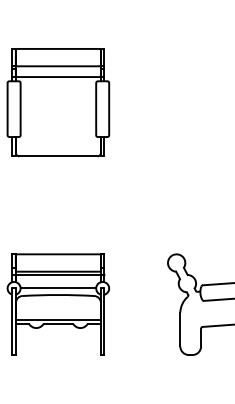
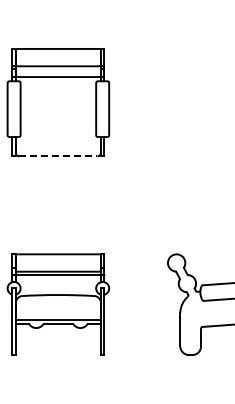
line: solid -> dashed (58, 156)
line: present -> none (58, 288)
